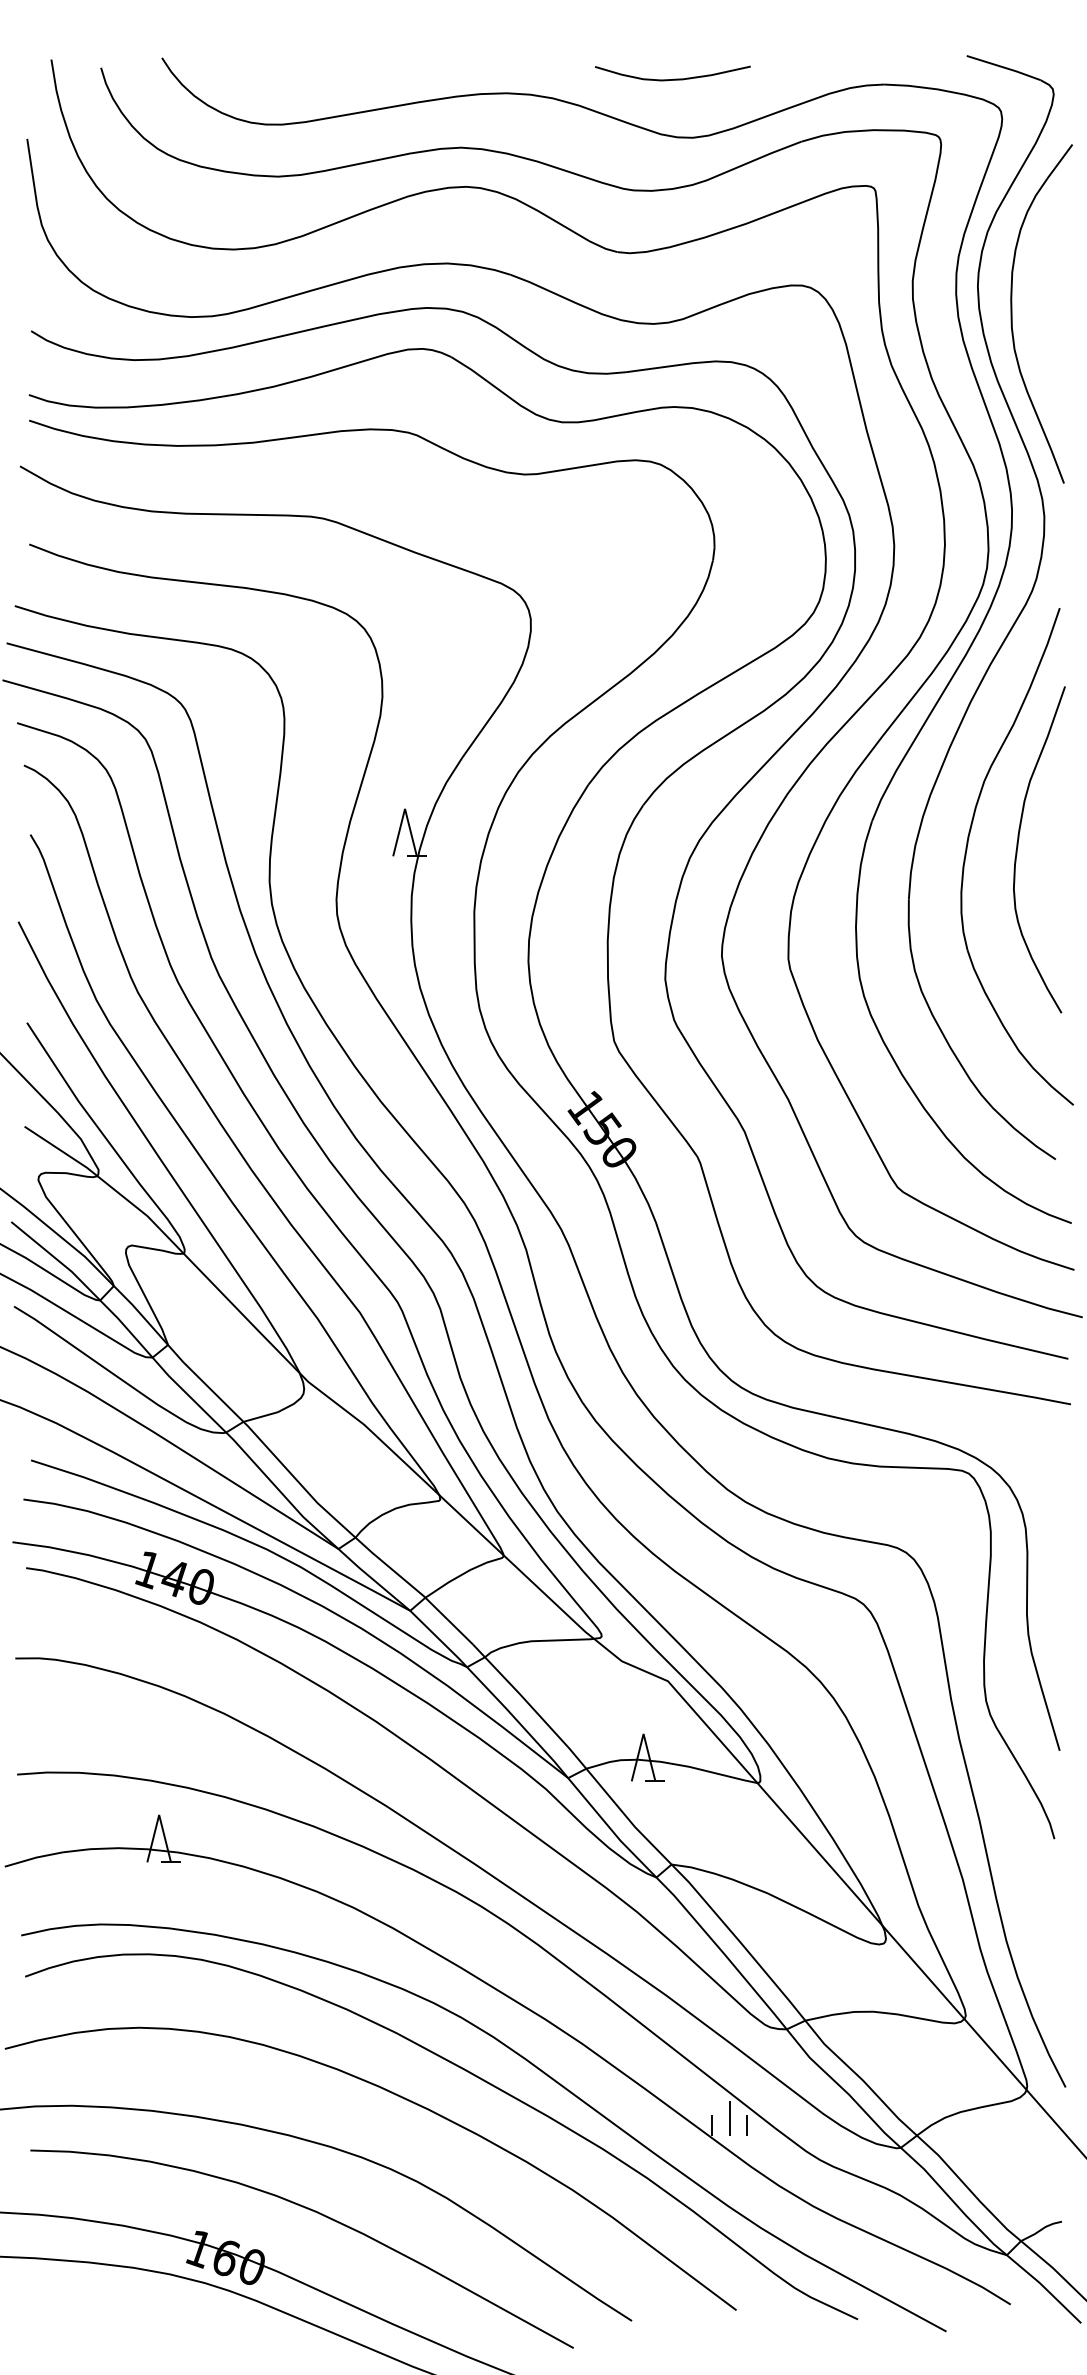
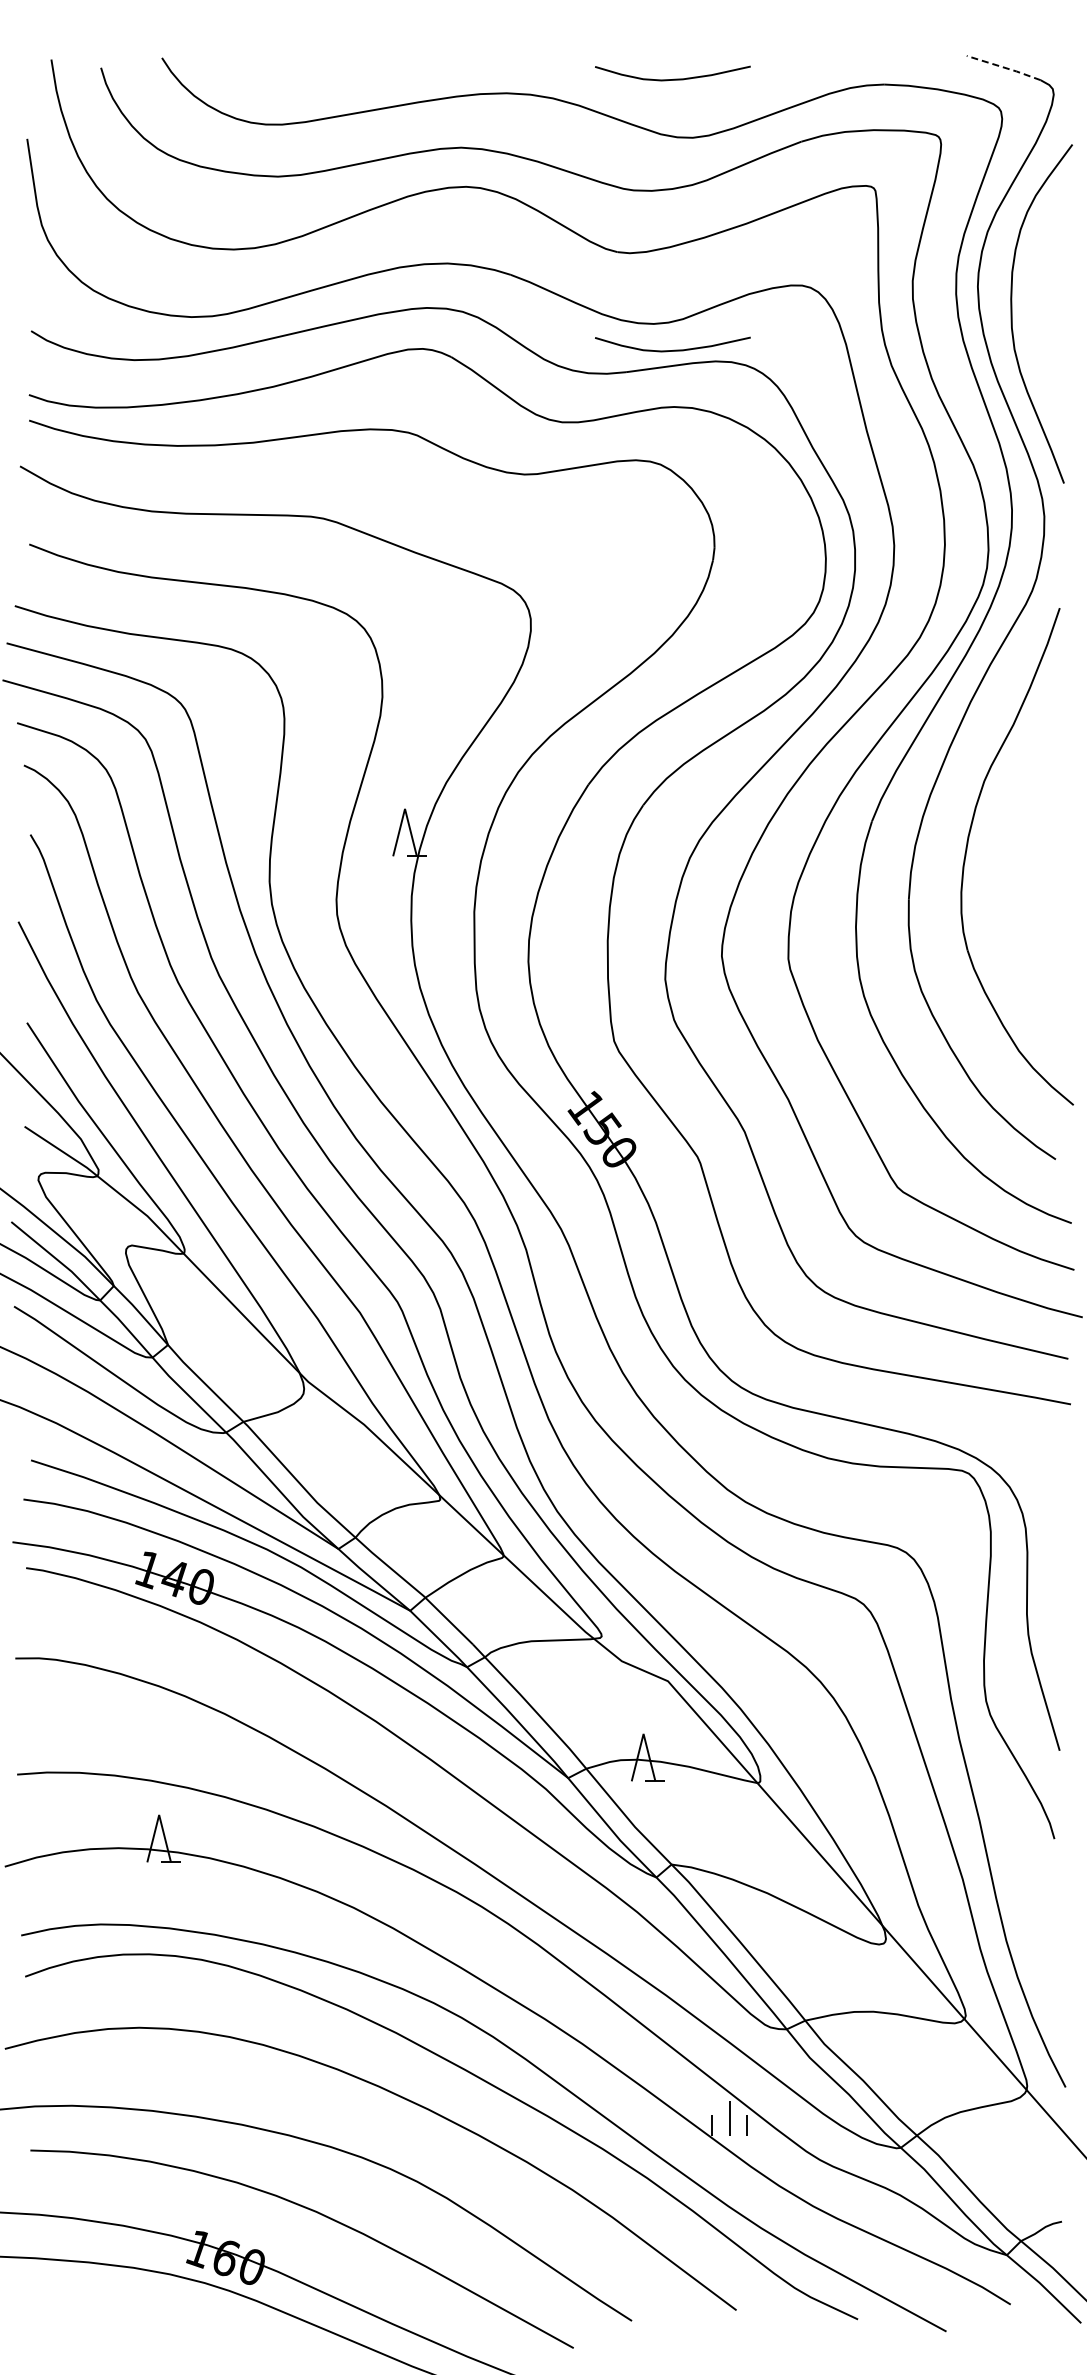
line: solid -> dashed (1004, 67)
curve: none -> present (674, 349)
curve: present -> none (1018, 846)
